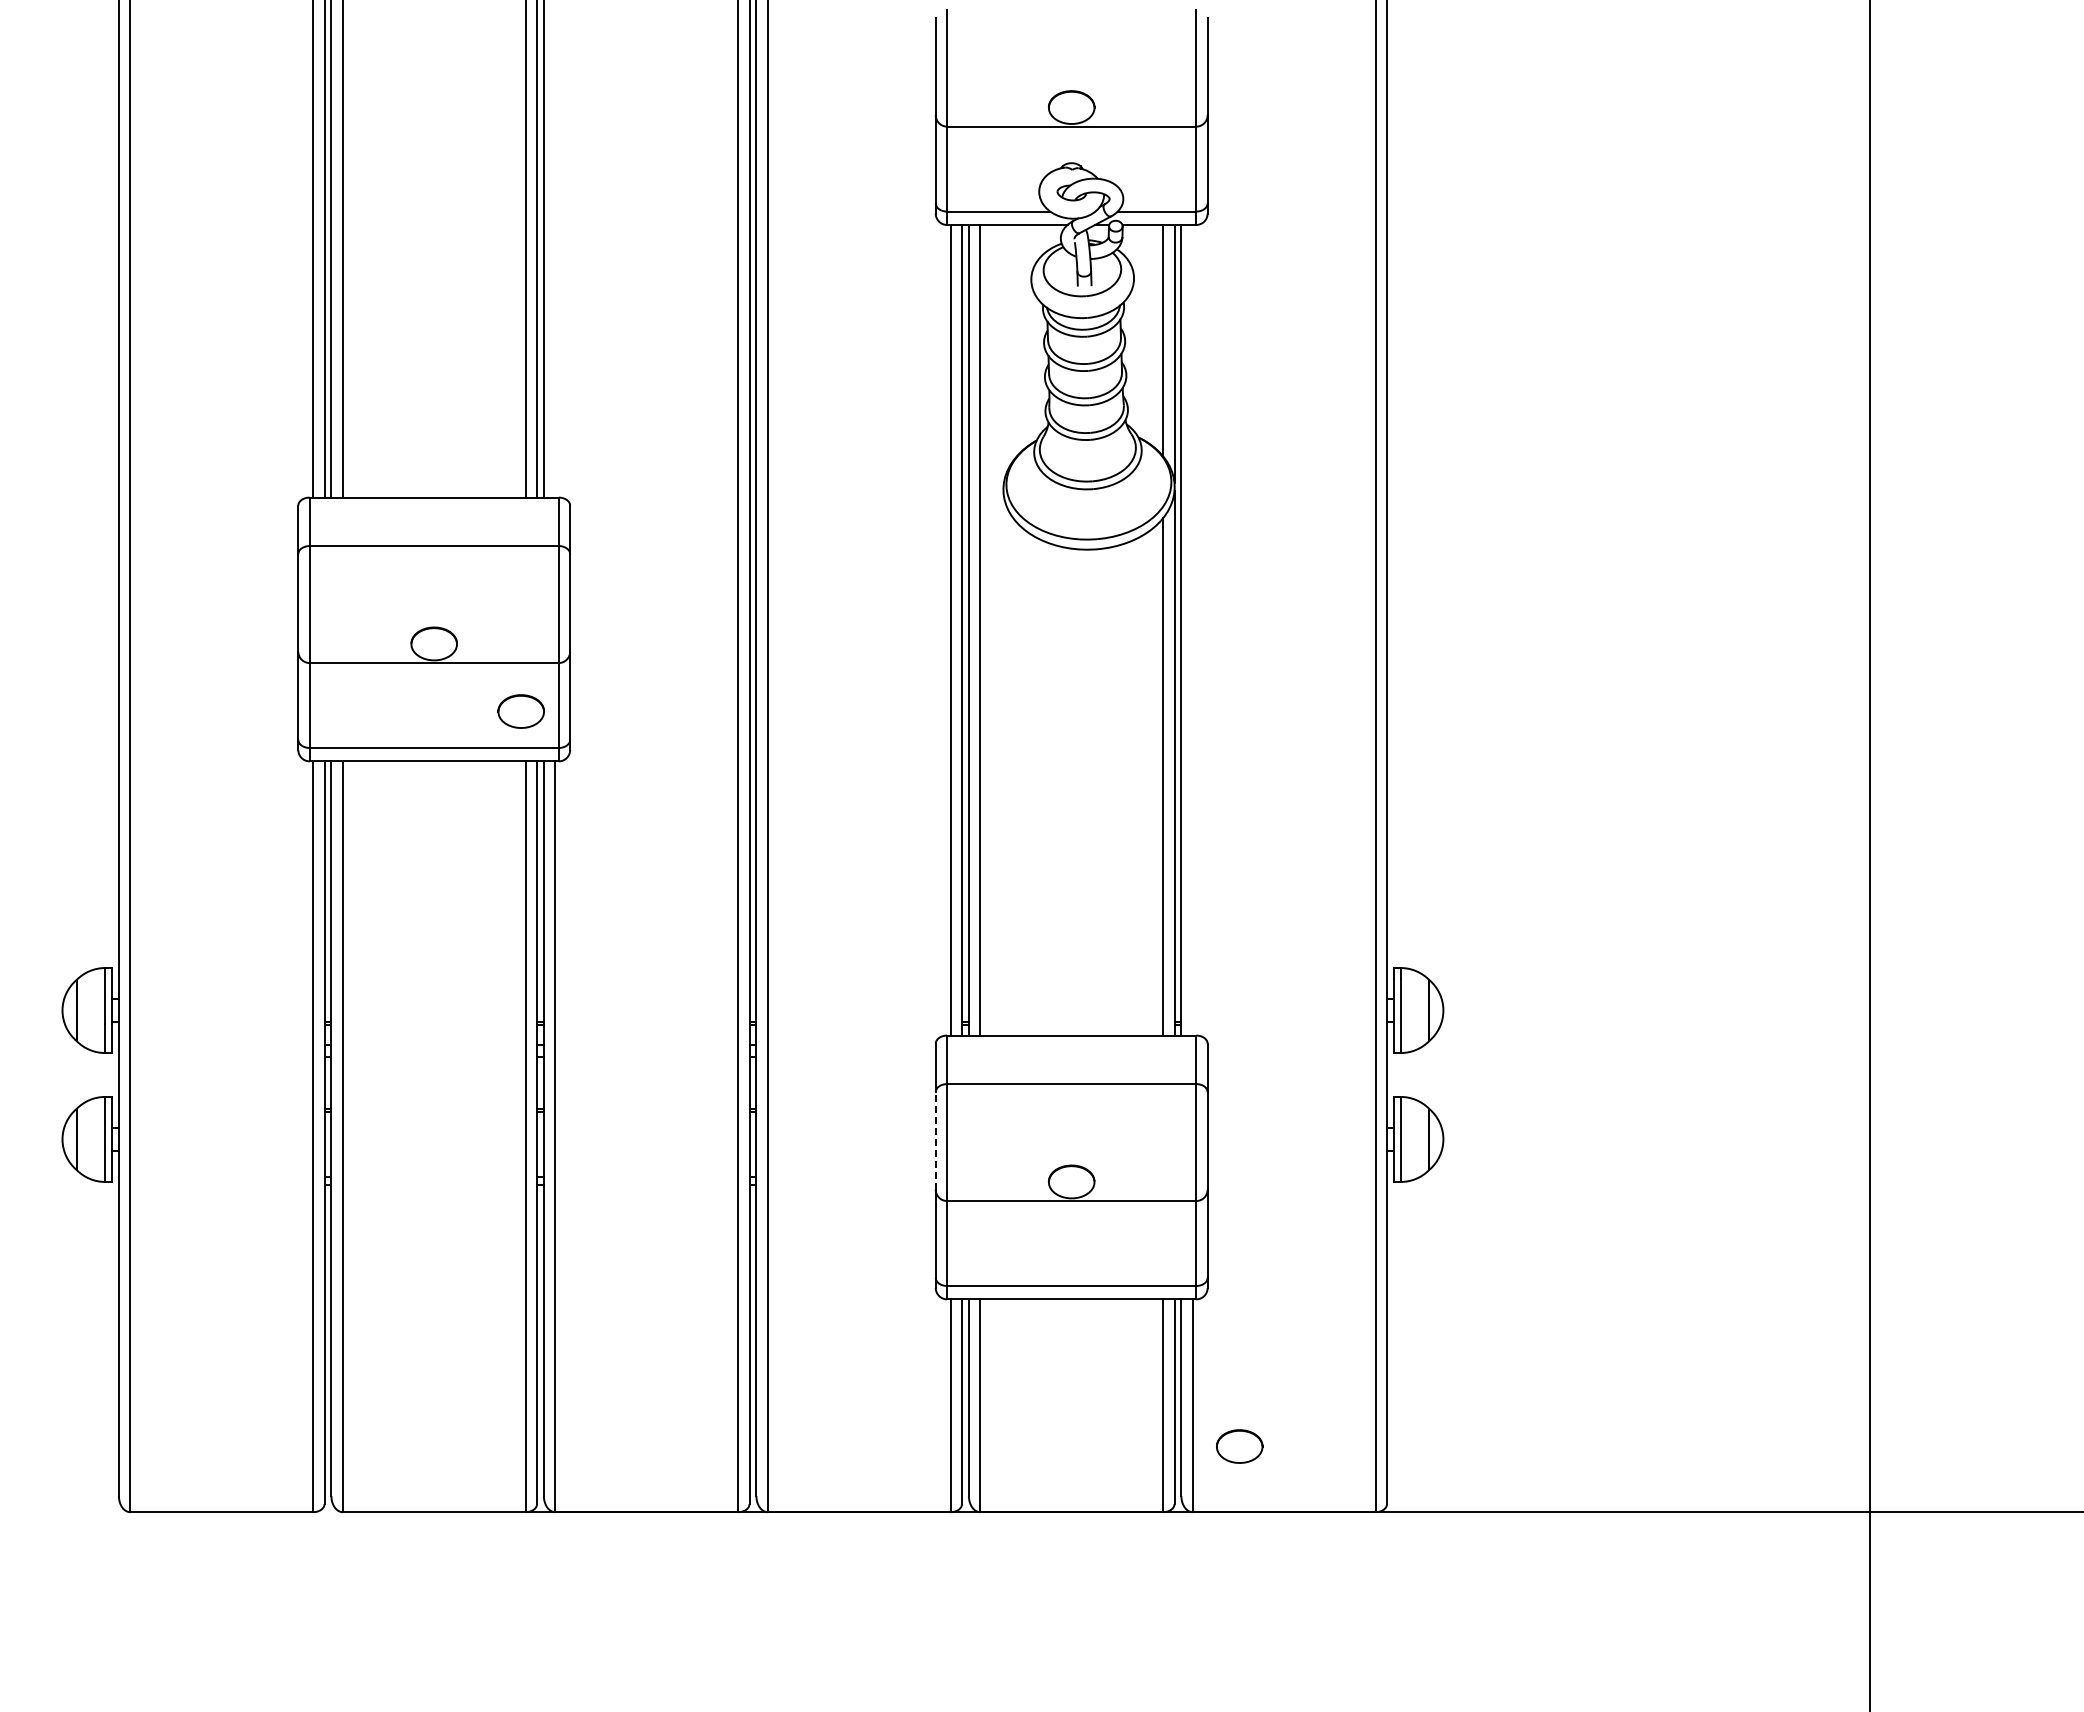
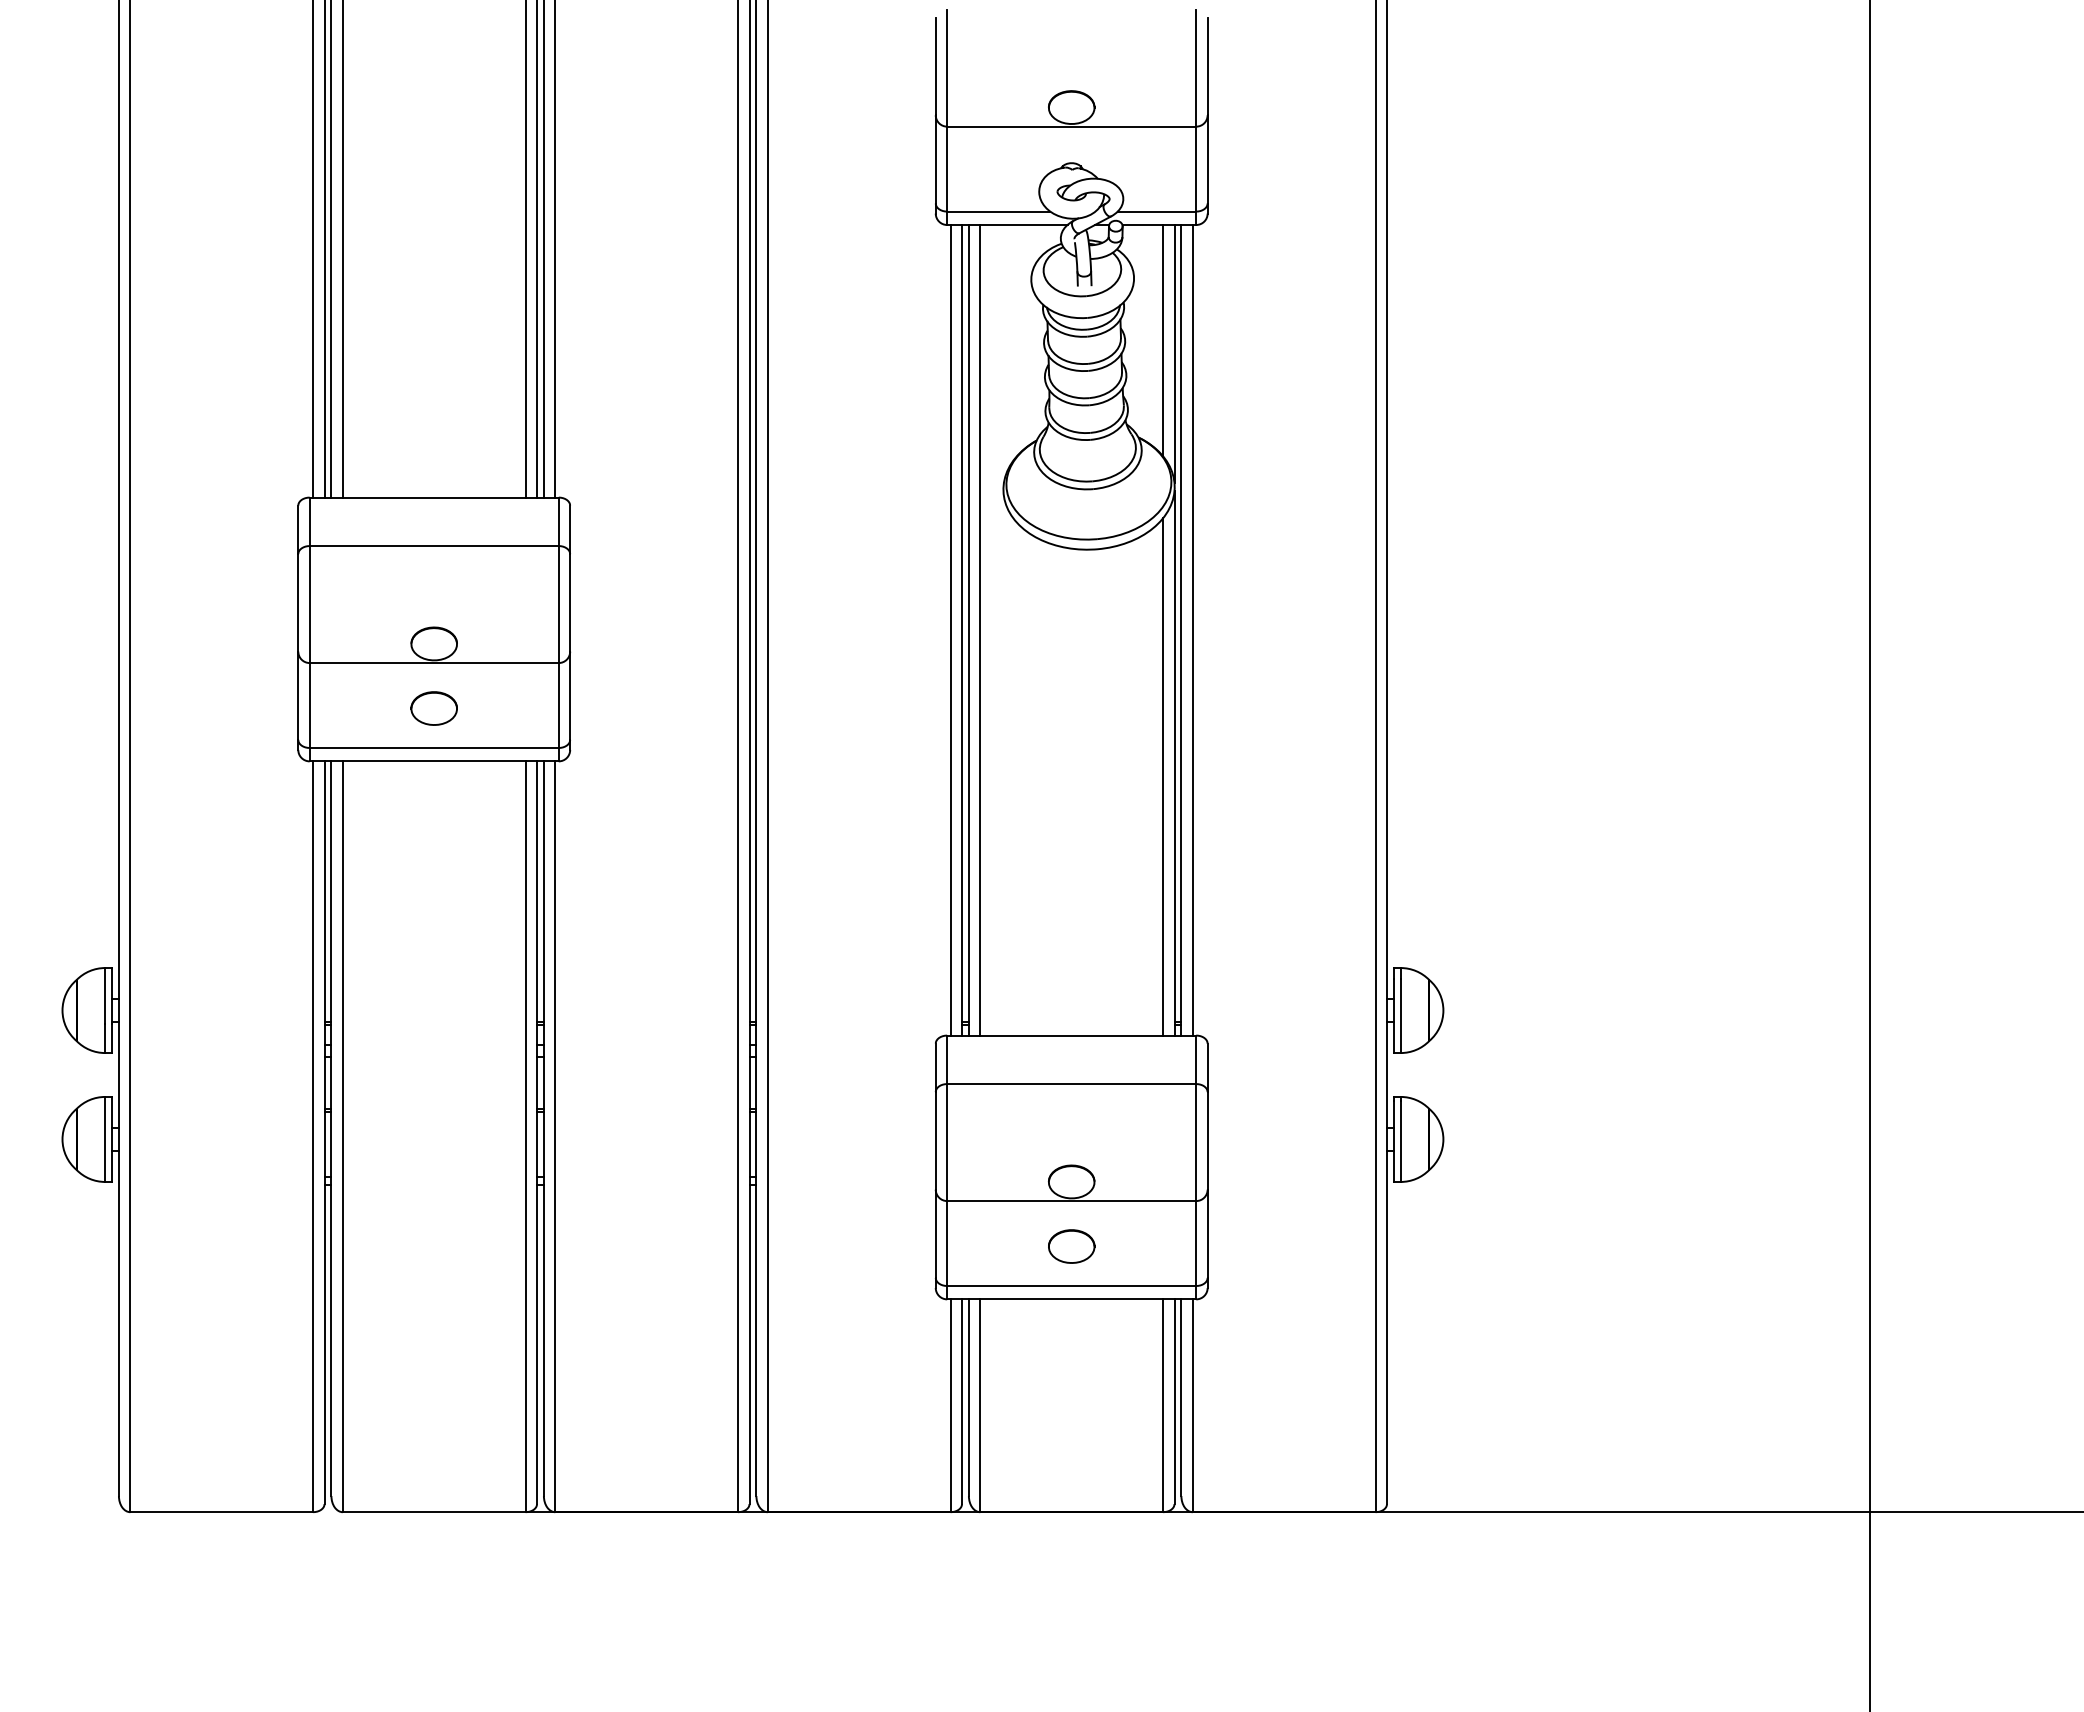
line: none -> present (555, 249)
line: none -> present (1192, 630)
part position: (520, 711) -> (433, 708) (433, 708)
line: dashed -> solid (935, 1140)
part position: (1239, 1446) -> (1071, 1246) (1071, 1246)
